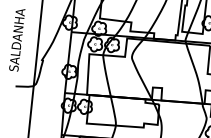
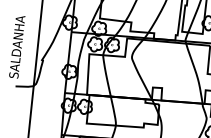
text position: (17, 40) -> (17, 47) (17, 47)
